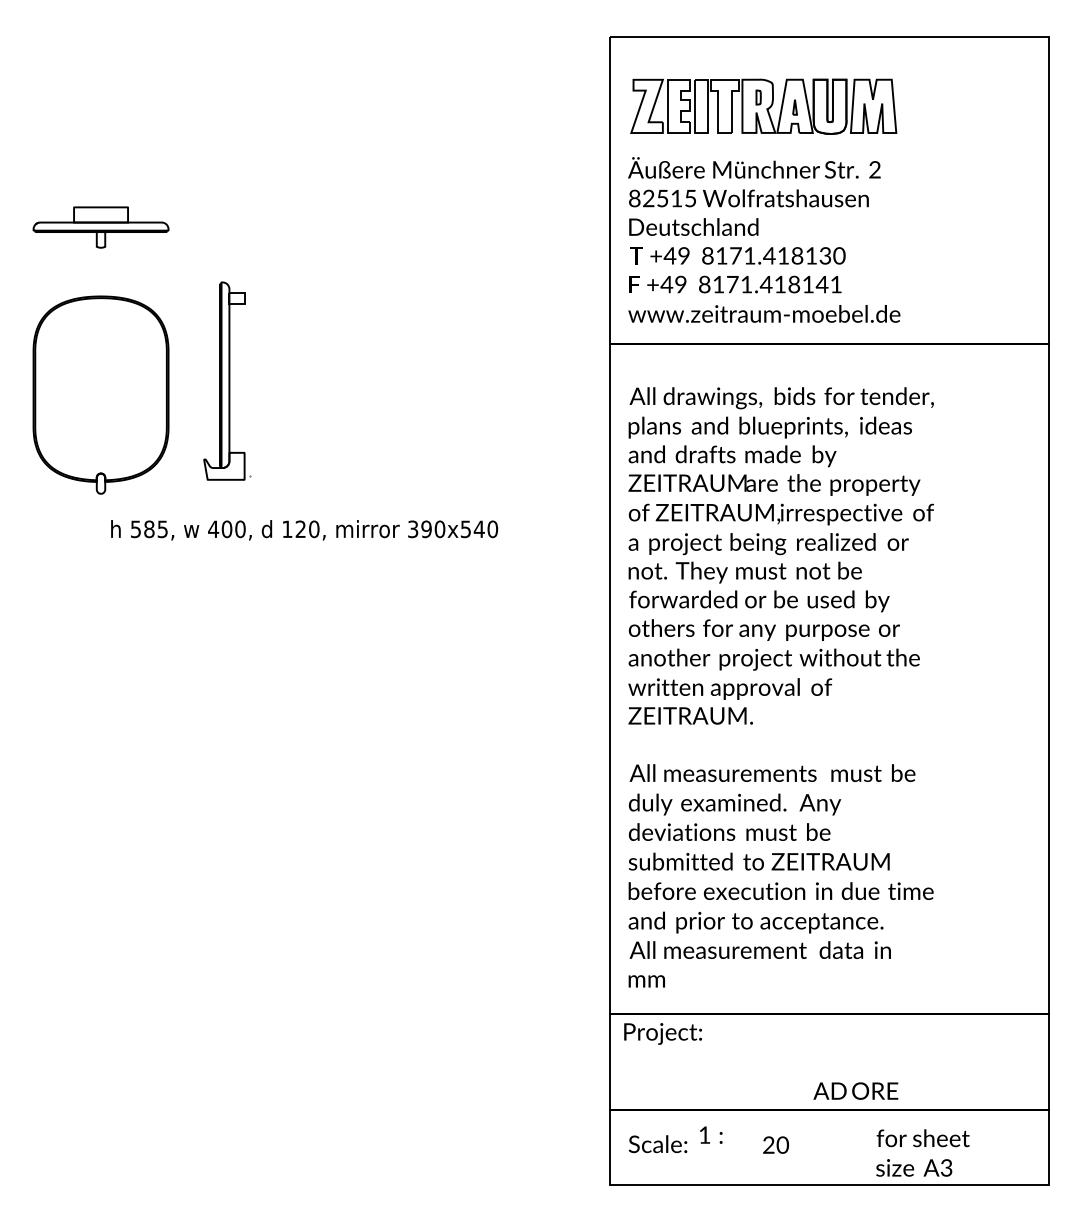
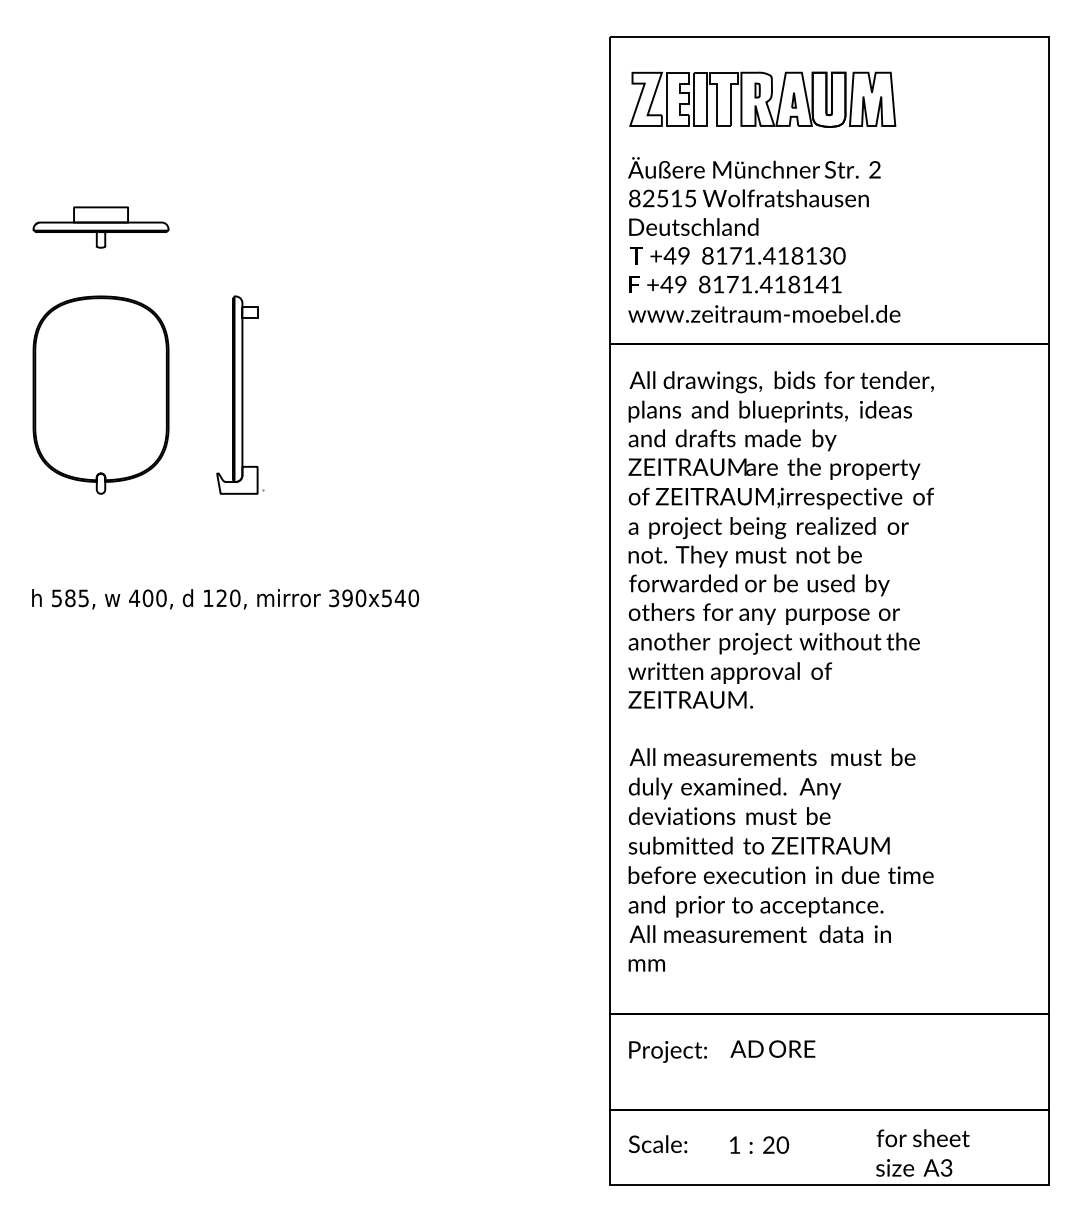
part position: (763, 106) -> (762, 99) (762, 99)
part position: (227, 380) -> (240, 394) (240, 394)
text position: (304, 530) -> (225, 599) (225, 599)
text position: (780, 687) -> (780, 671) (780, 671)
text position: (662, 1033) -> (667, 1051) (667, 1051)
text position: (855, 1090) -> (772, 1048) (772, 1048)
text position: (711, 1134) -> (741, 1144) (741, 1144)
